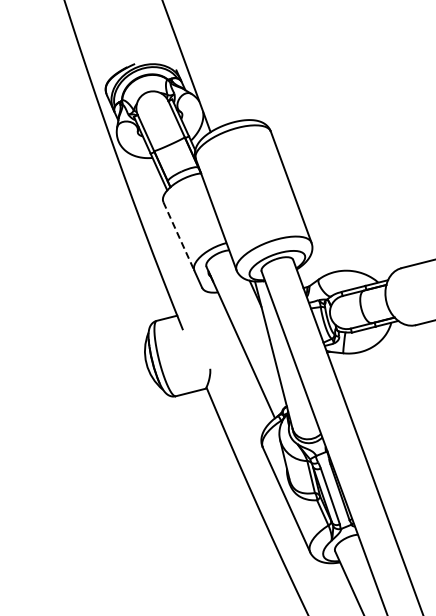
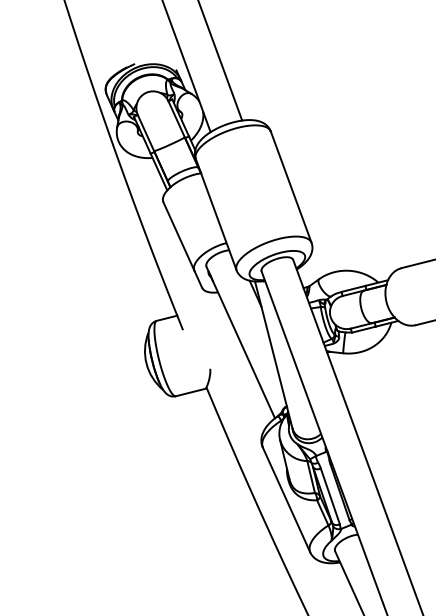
line: none -> present (220, 61)
line: dashed -> solid (178, 236)
